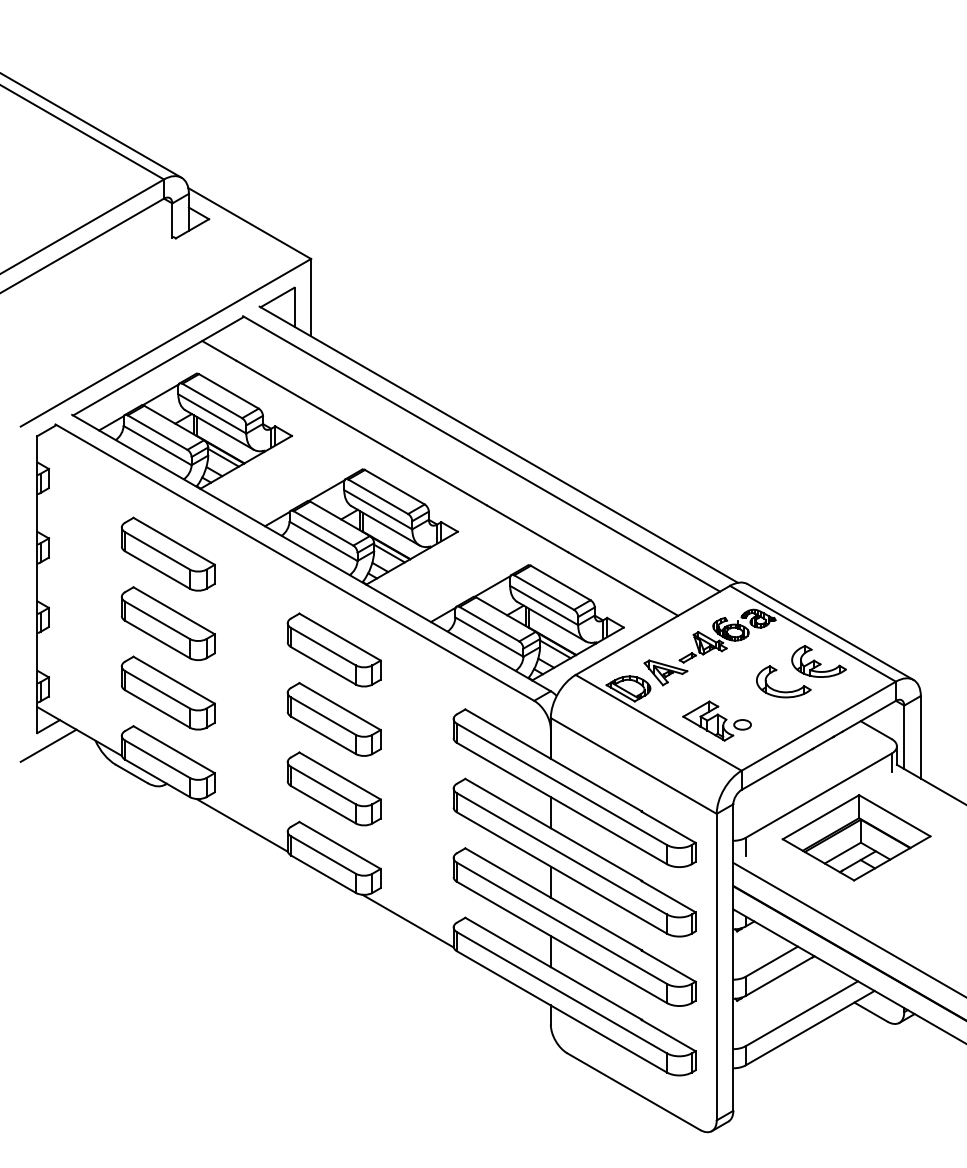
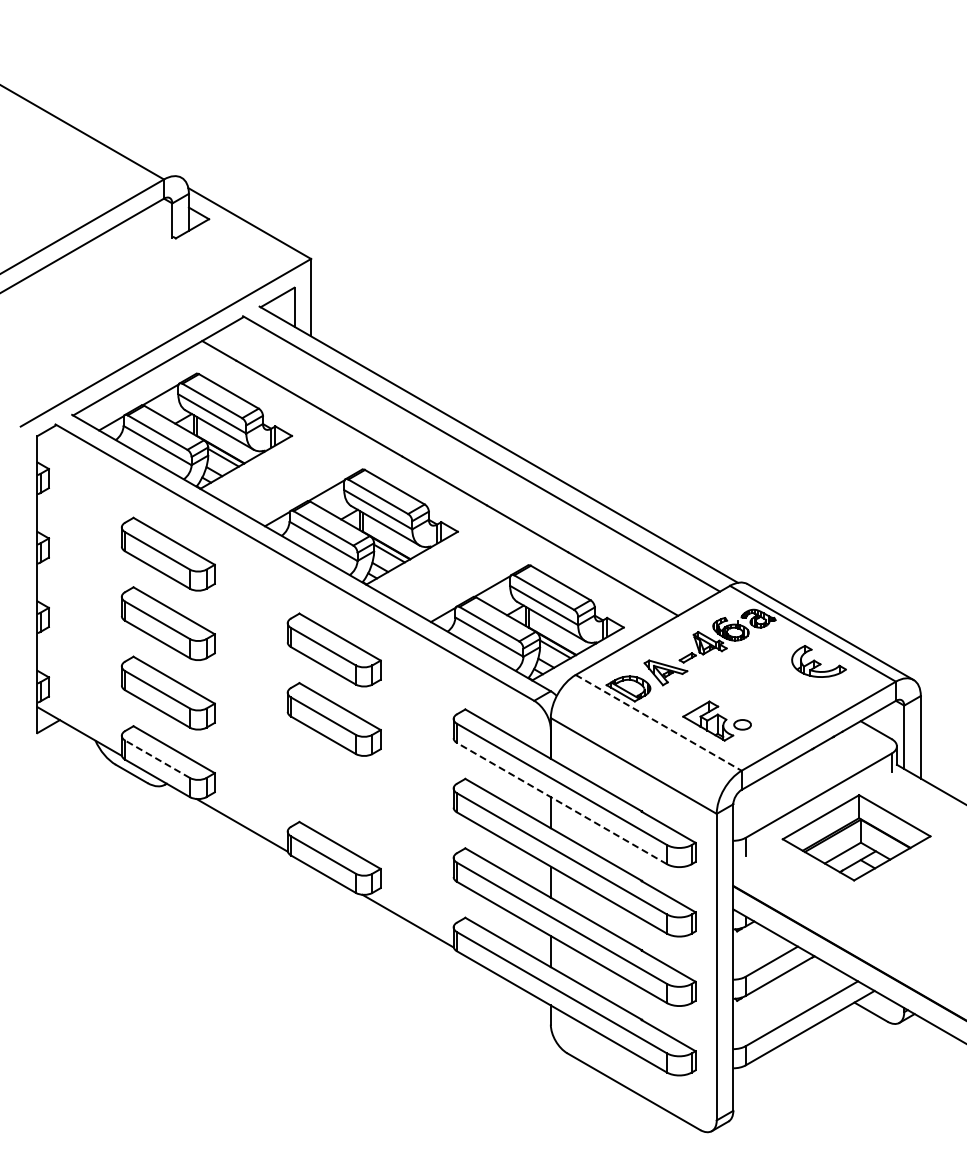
line: present -> none (91, 125)
part: present -> none (779, 690)
line: solid -> dashed (658, 722)
line: present -> none (48, 745)
line: solid -> dashed (157, 759)
part: present -> none (333, 788)
line: solid -> dashed (561, 803)
line: present -> none (848, 928)
